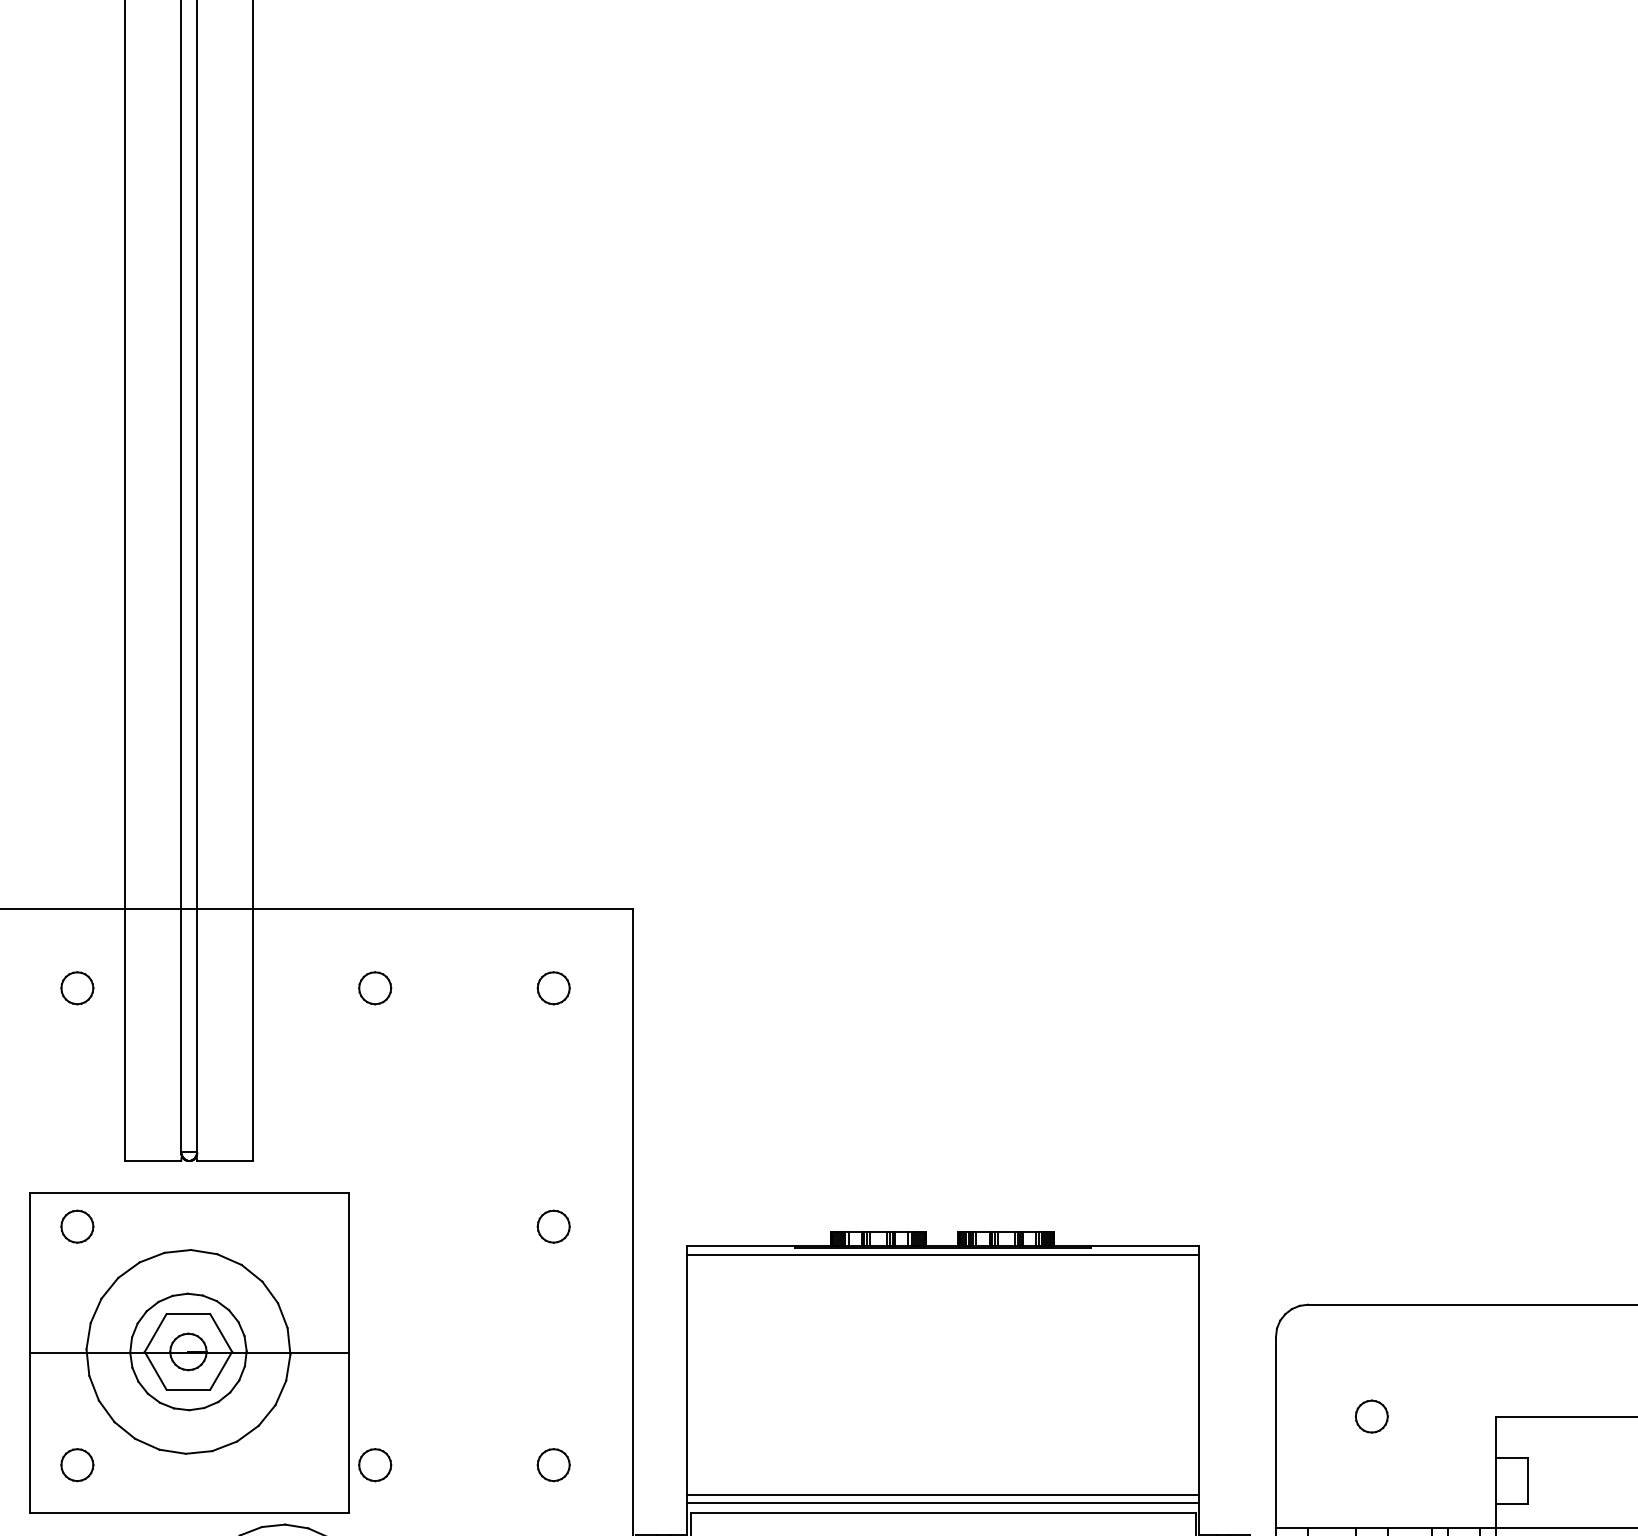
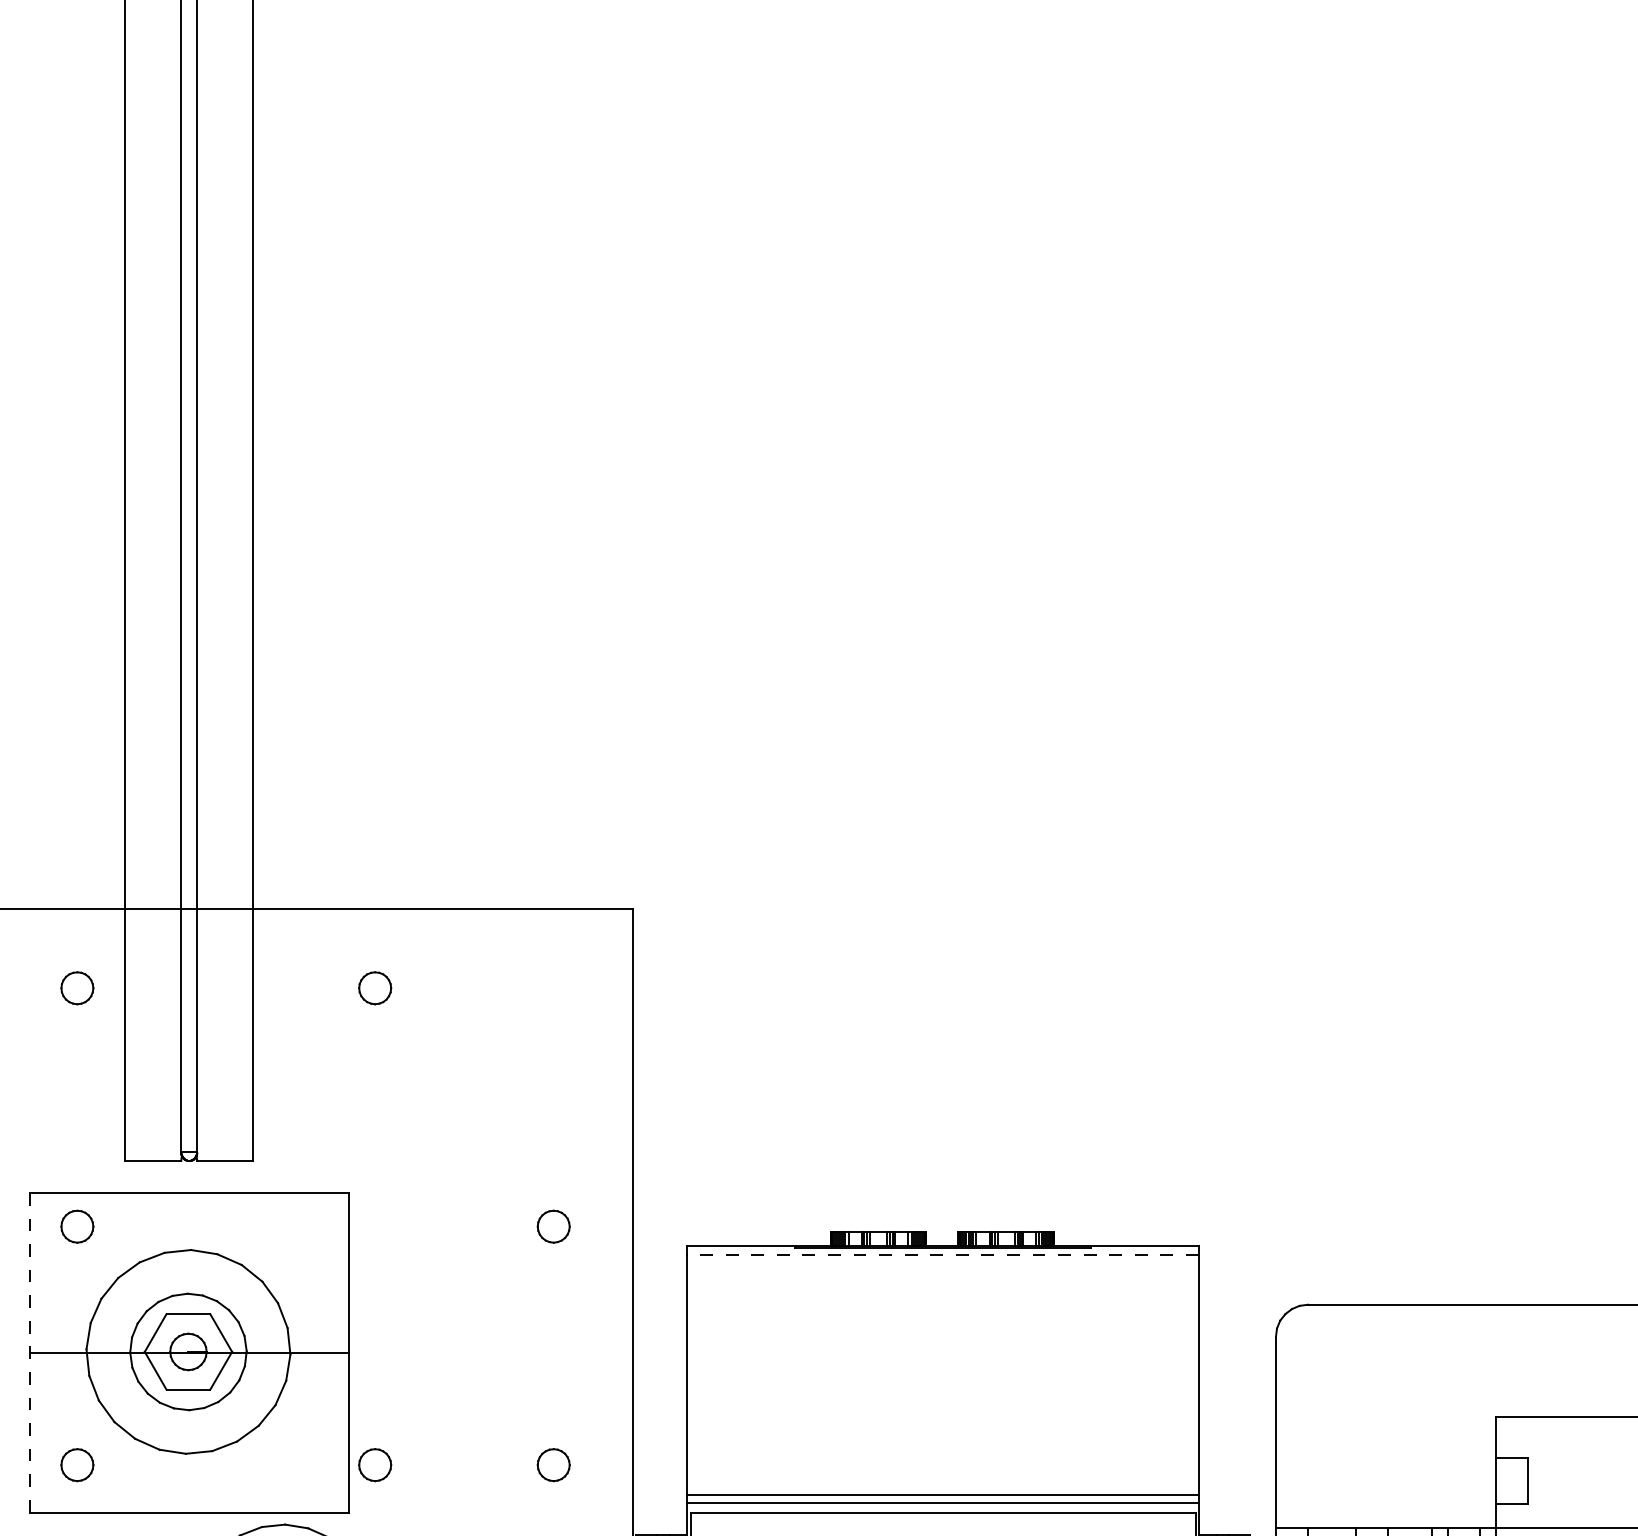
part: present -> none (553, 988)
line: solid -> dashed (943, 1254)
line: solid -> dashed (29, 1352)
part: present -> none (1371, 1416)
